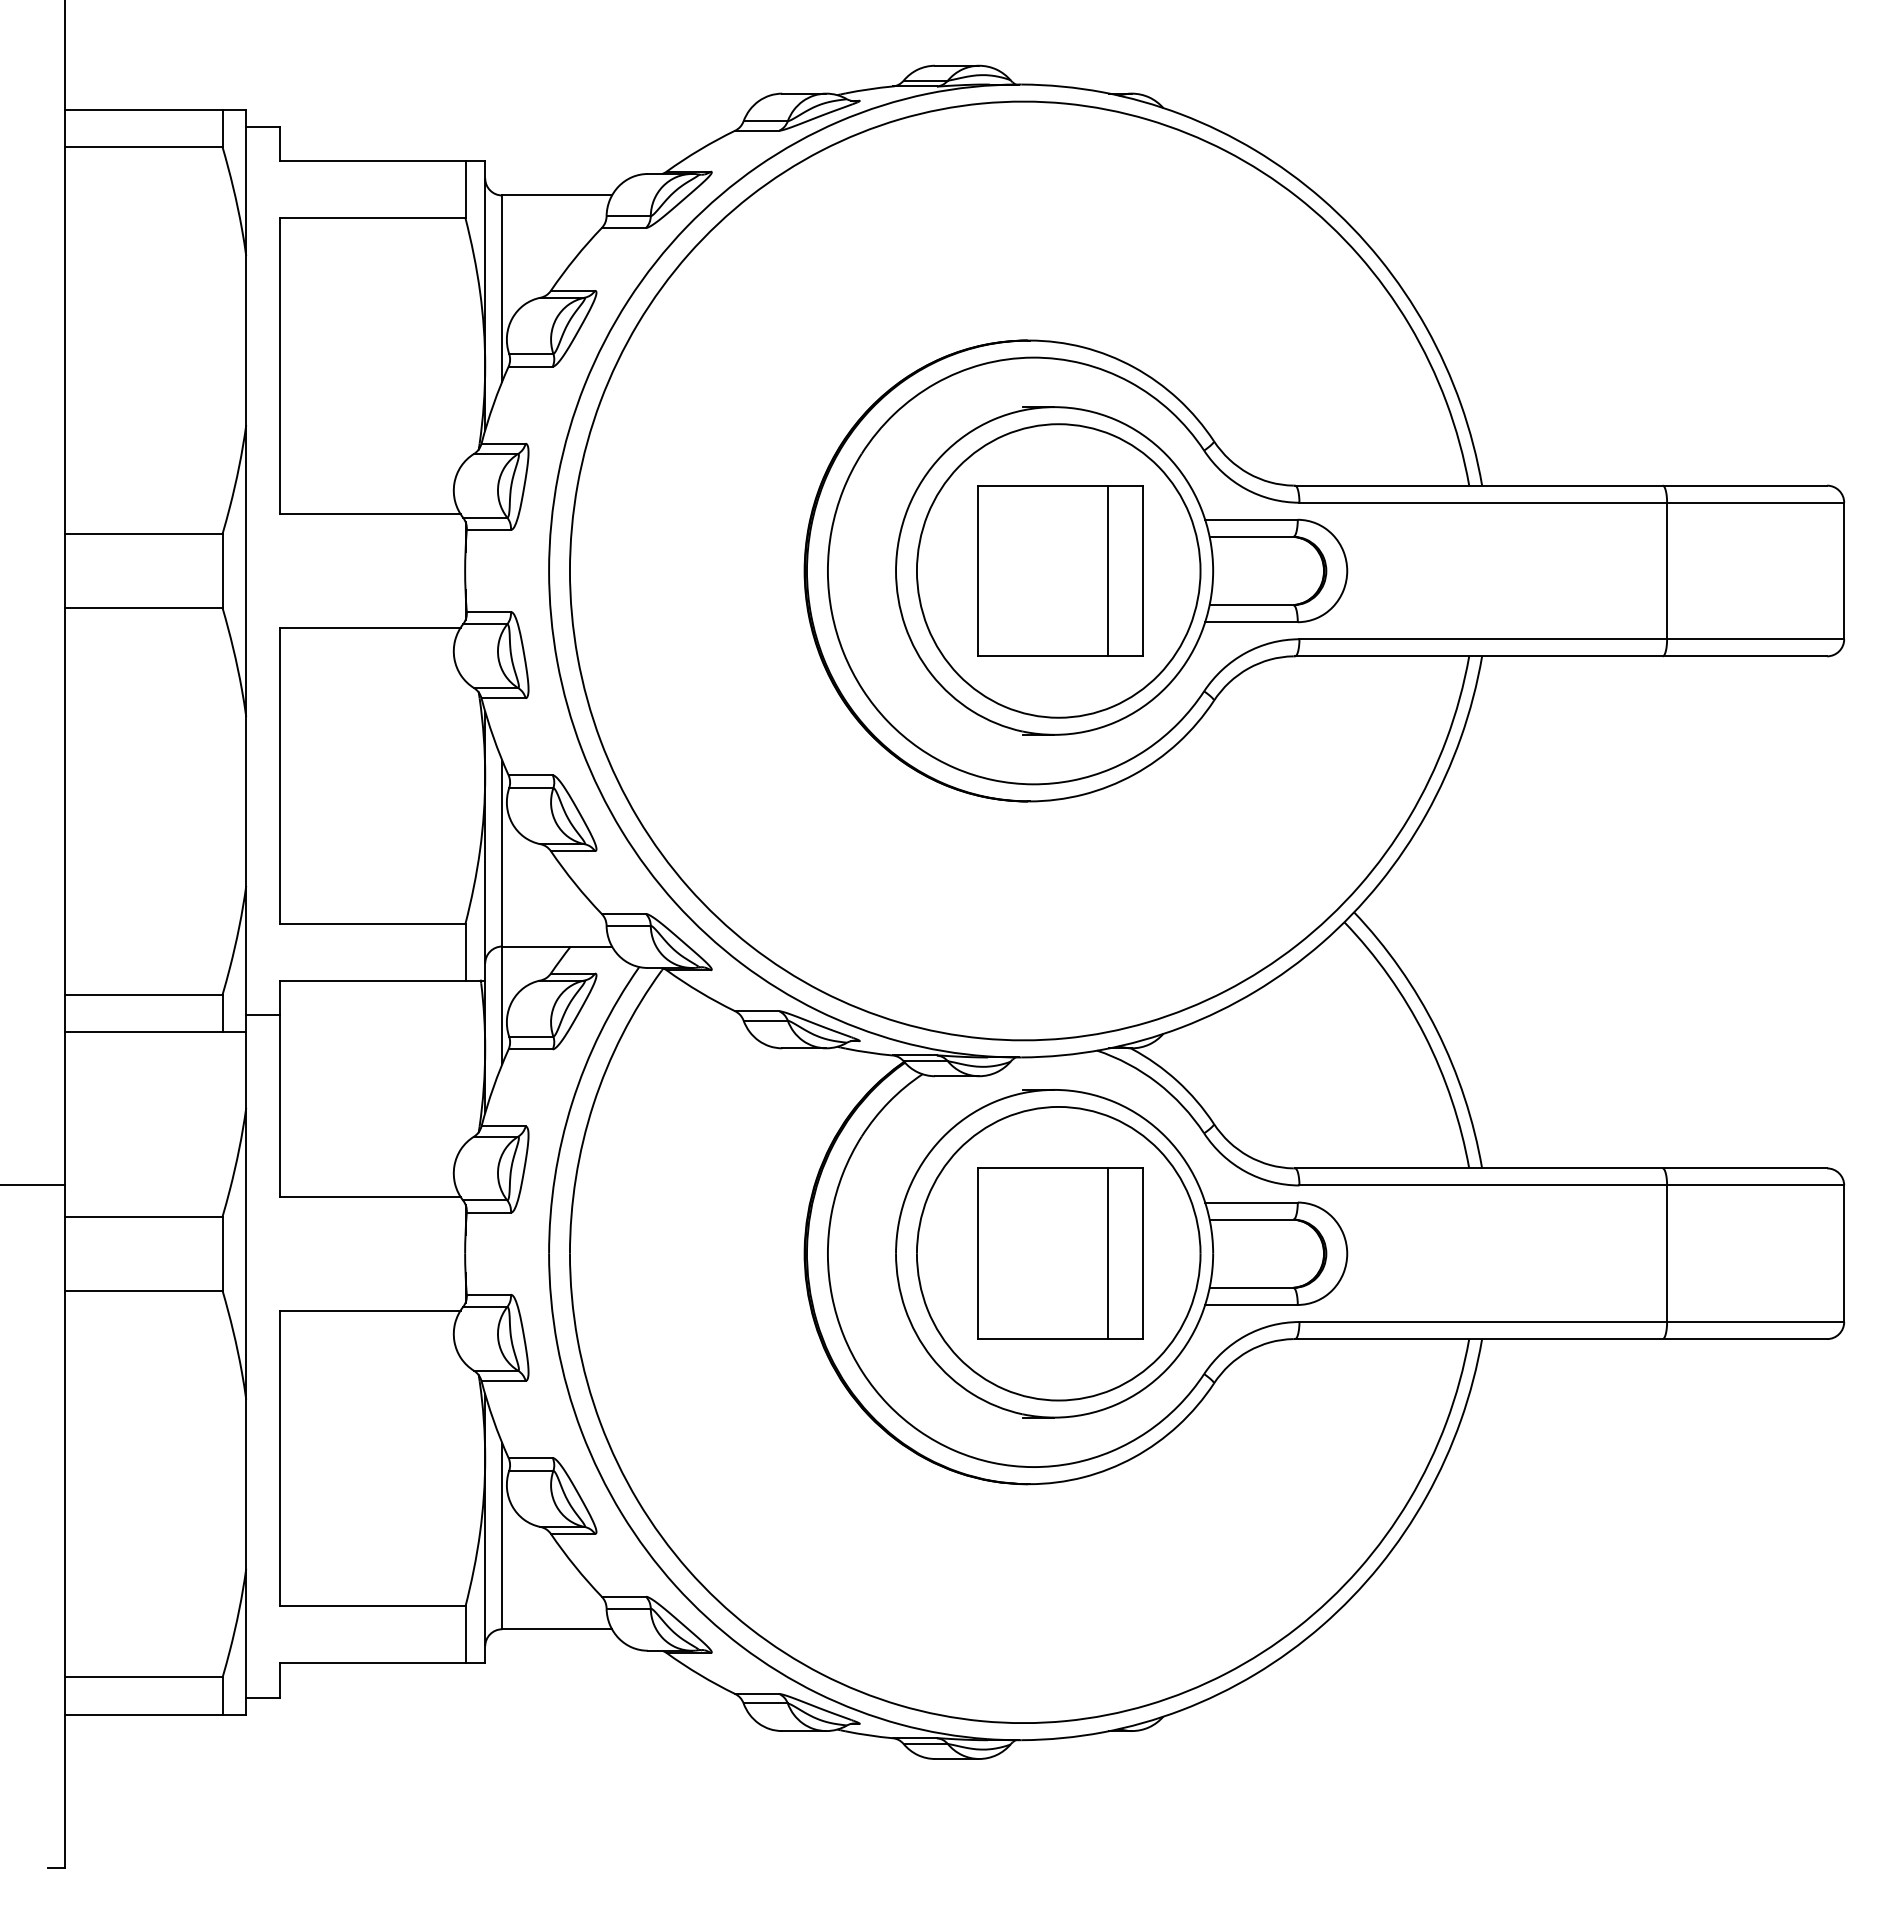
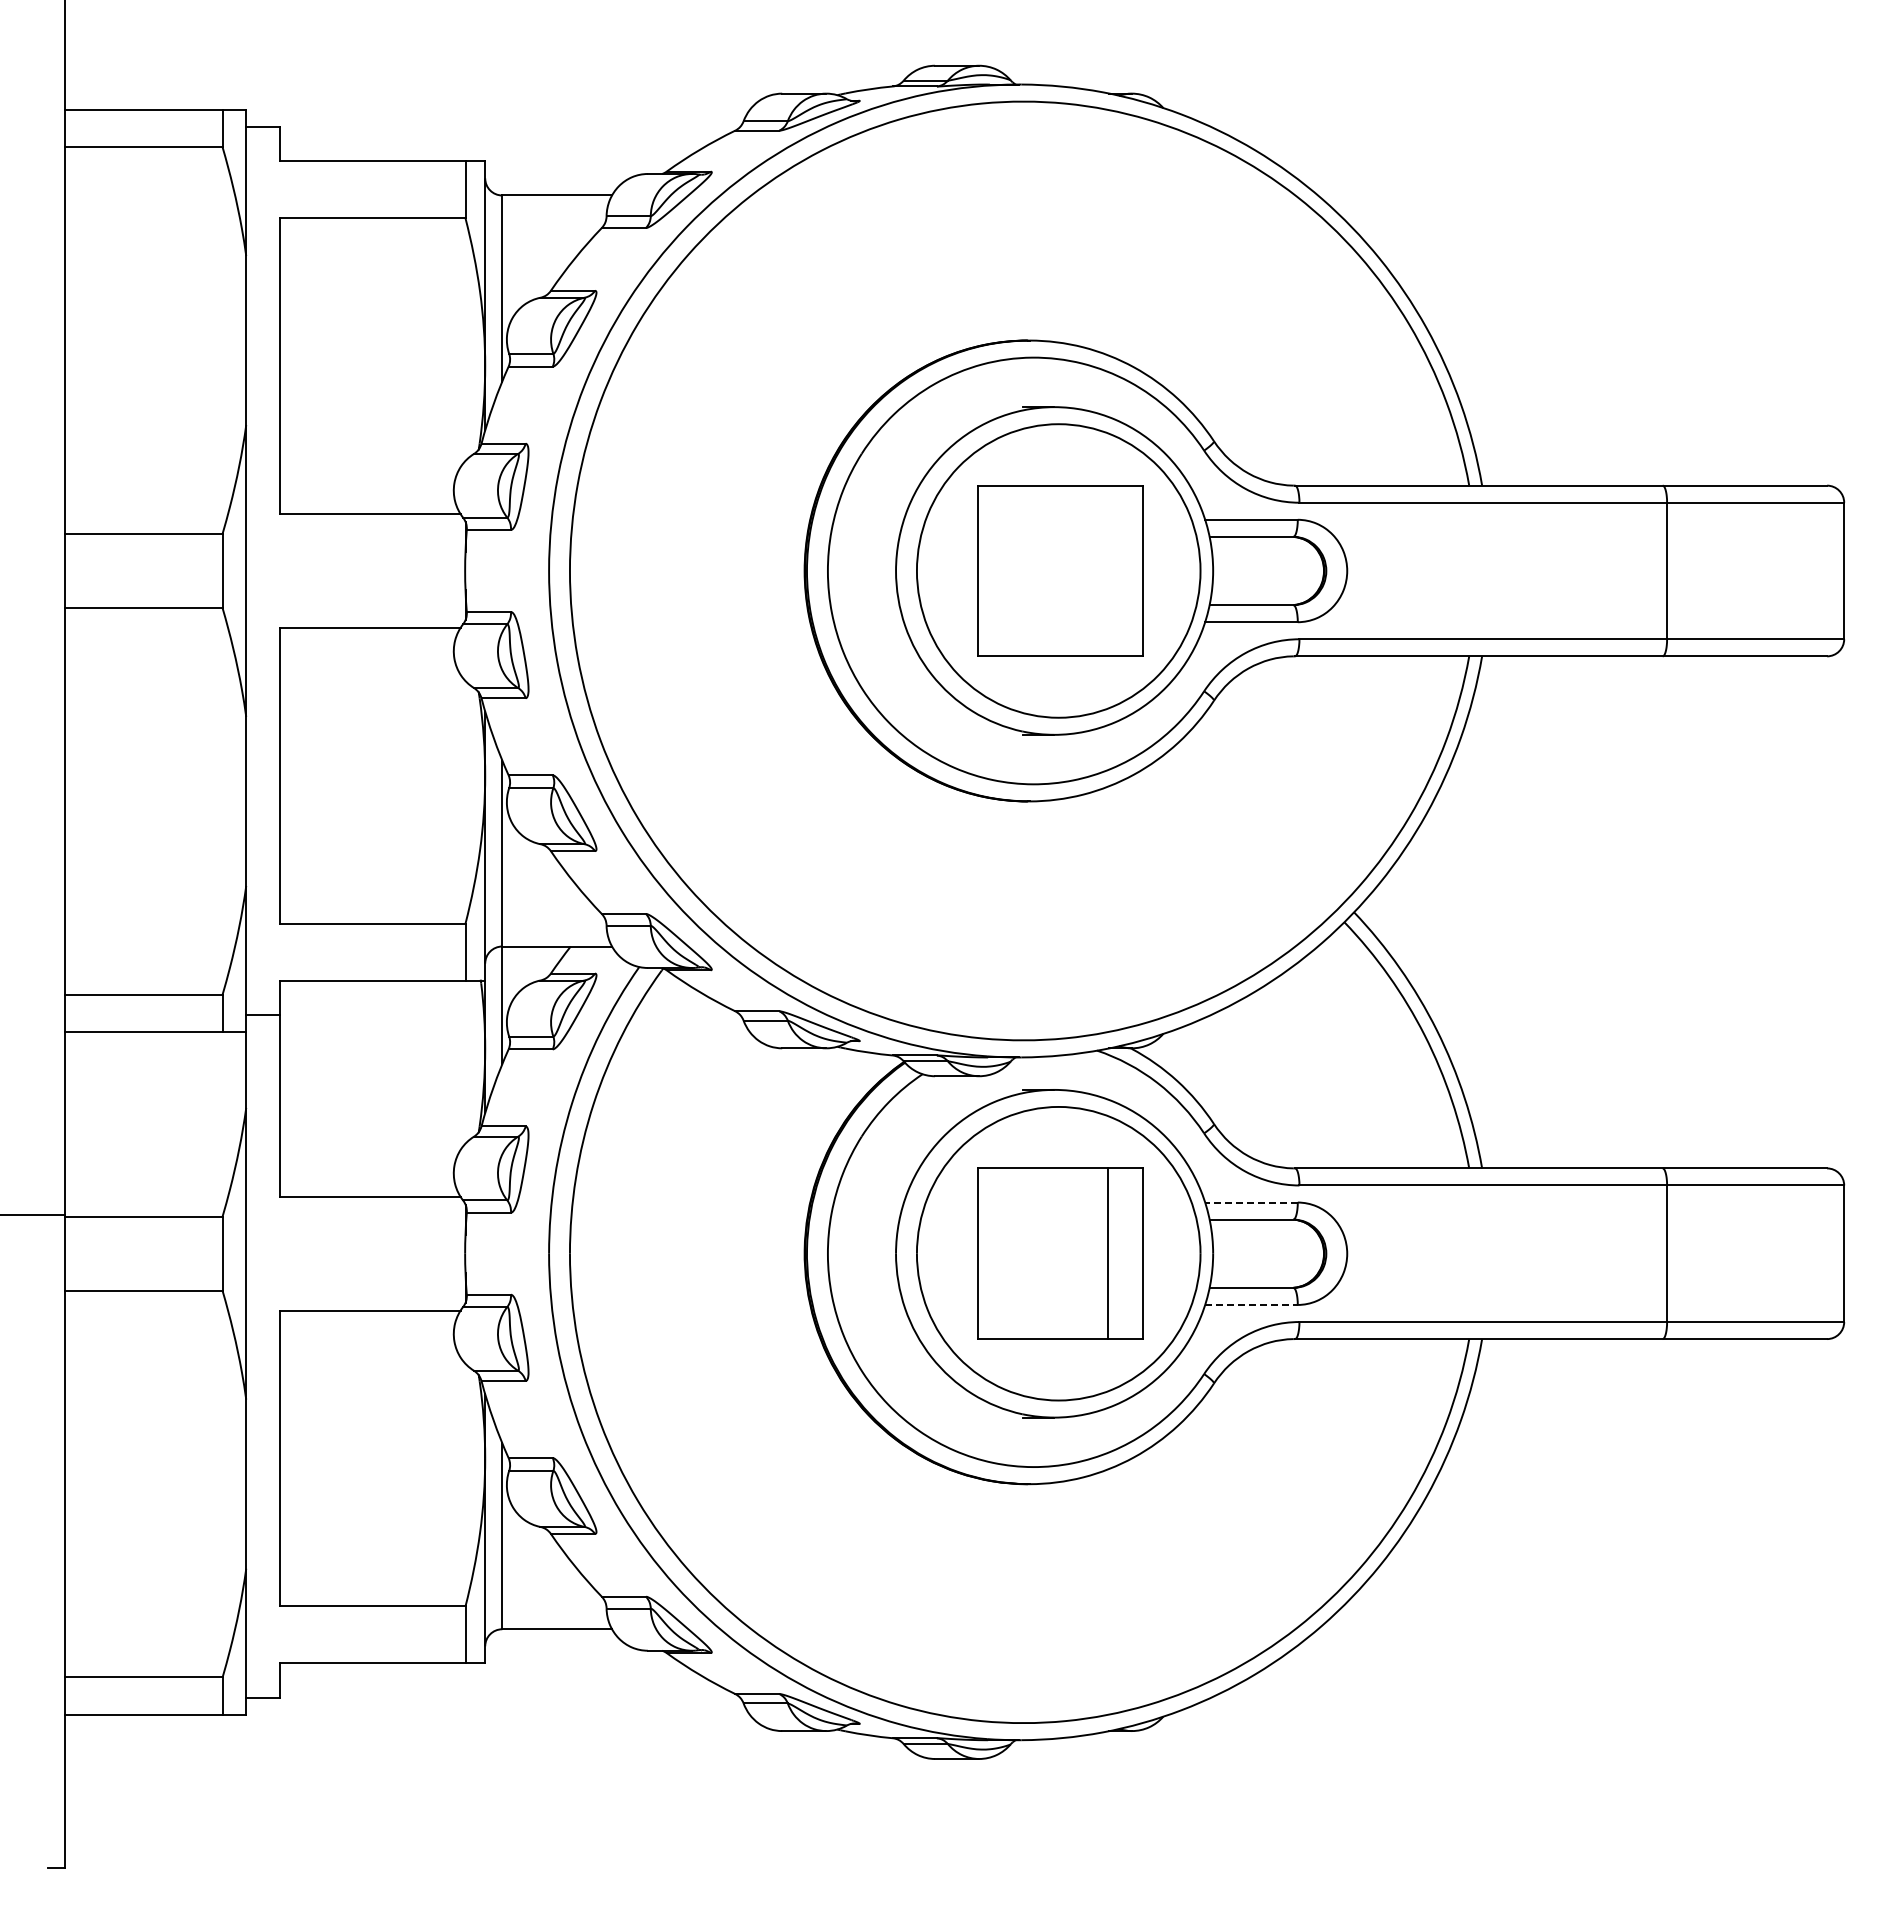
line: present -> none (1107, 570)
line position: (33, 1185) -> (33, 1215) (33, 1215)
line: solid -> dashed (1250, 1202)
line: solid -> dashed (1251, 1304)
